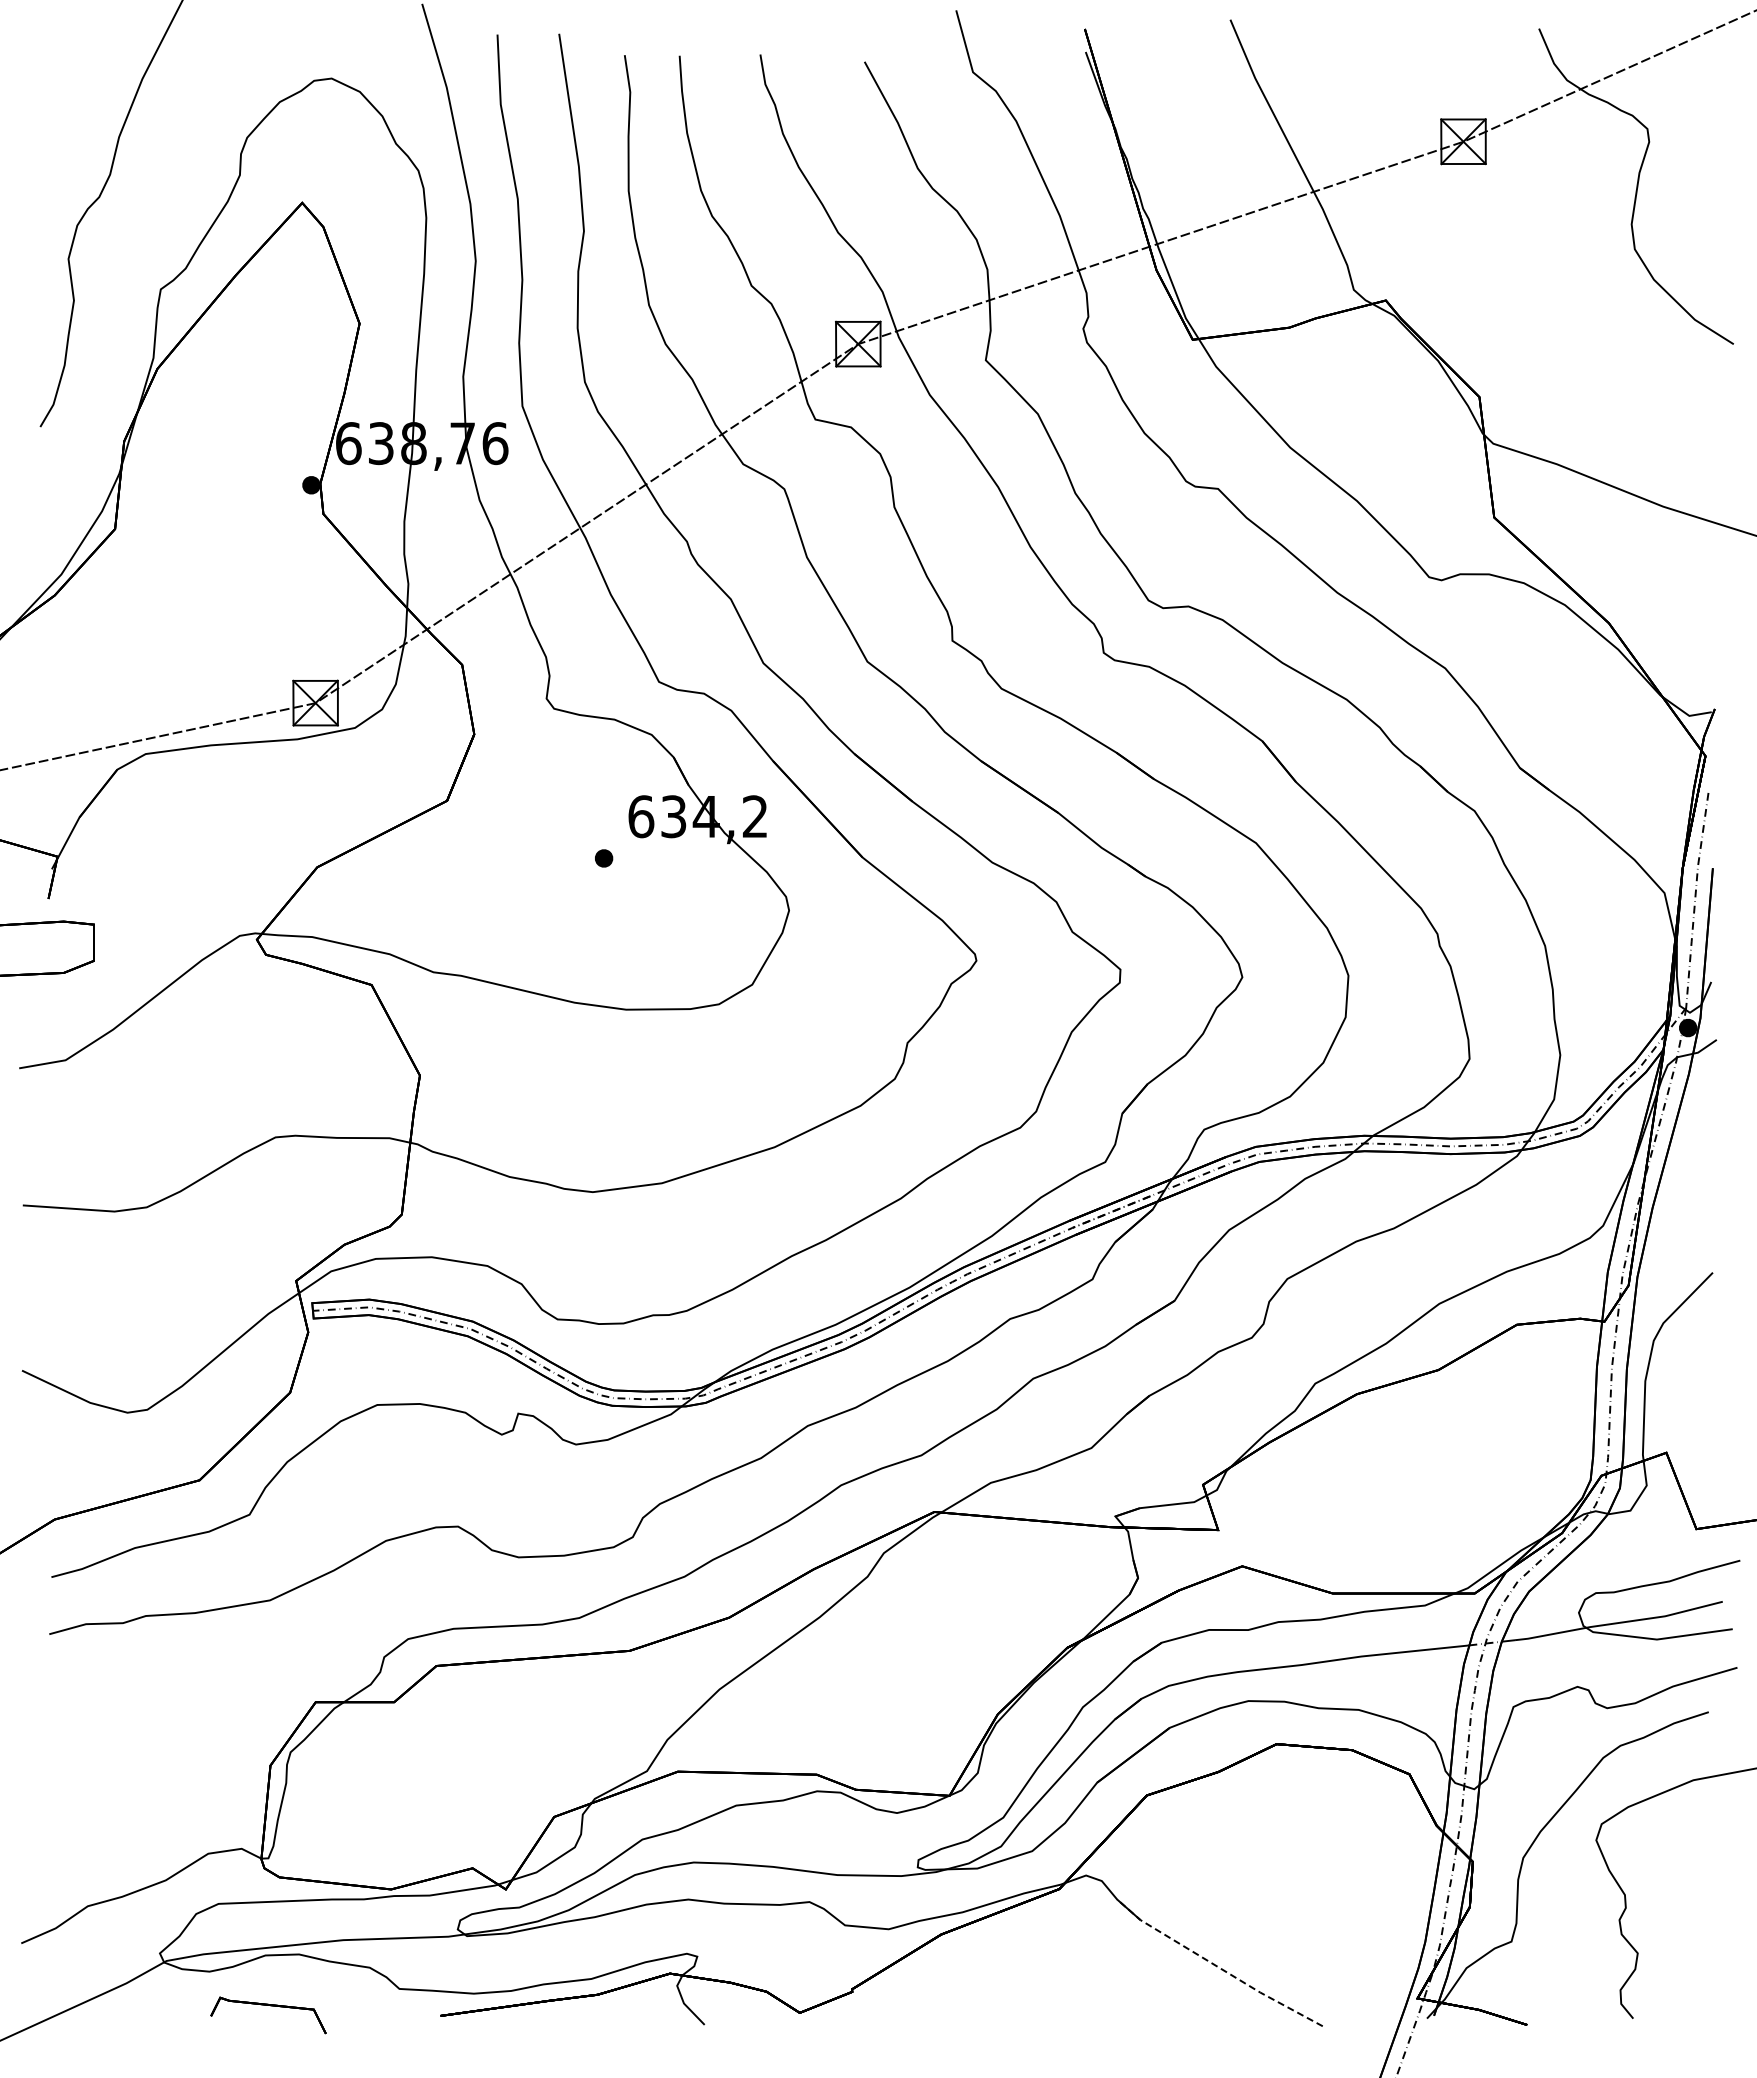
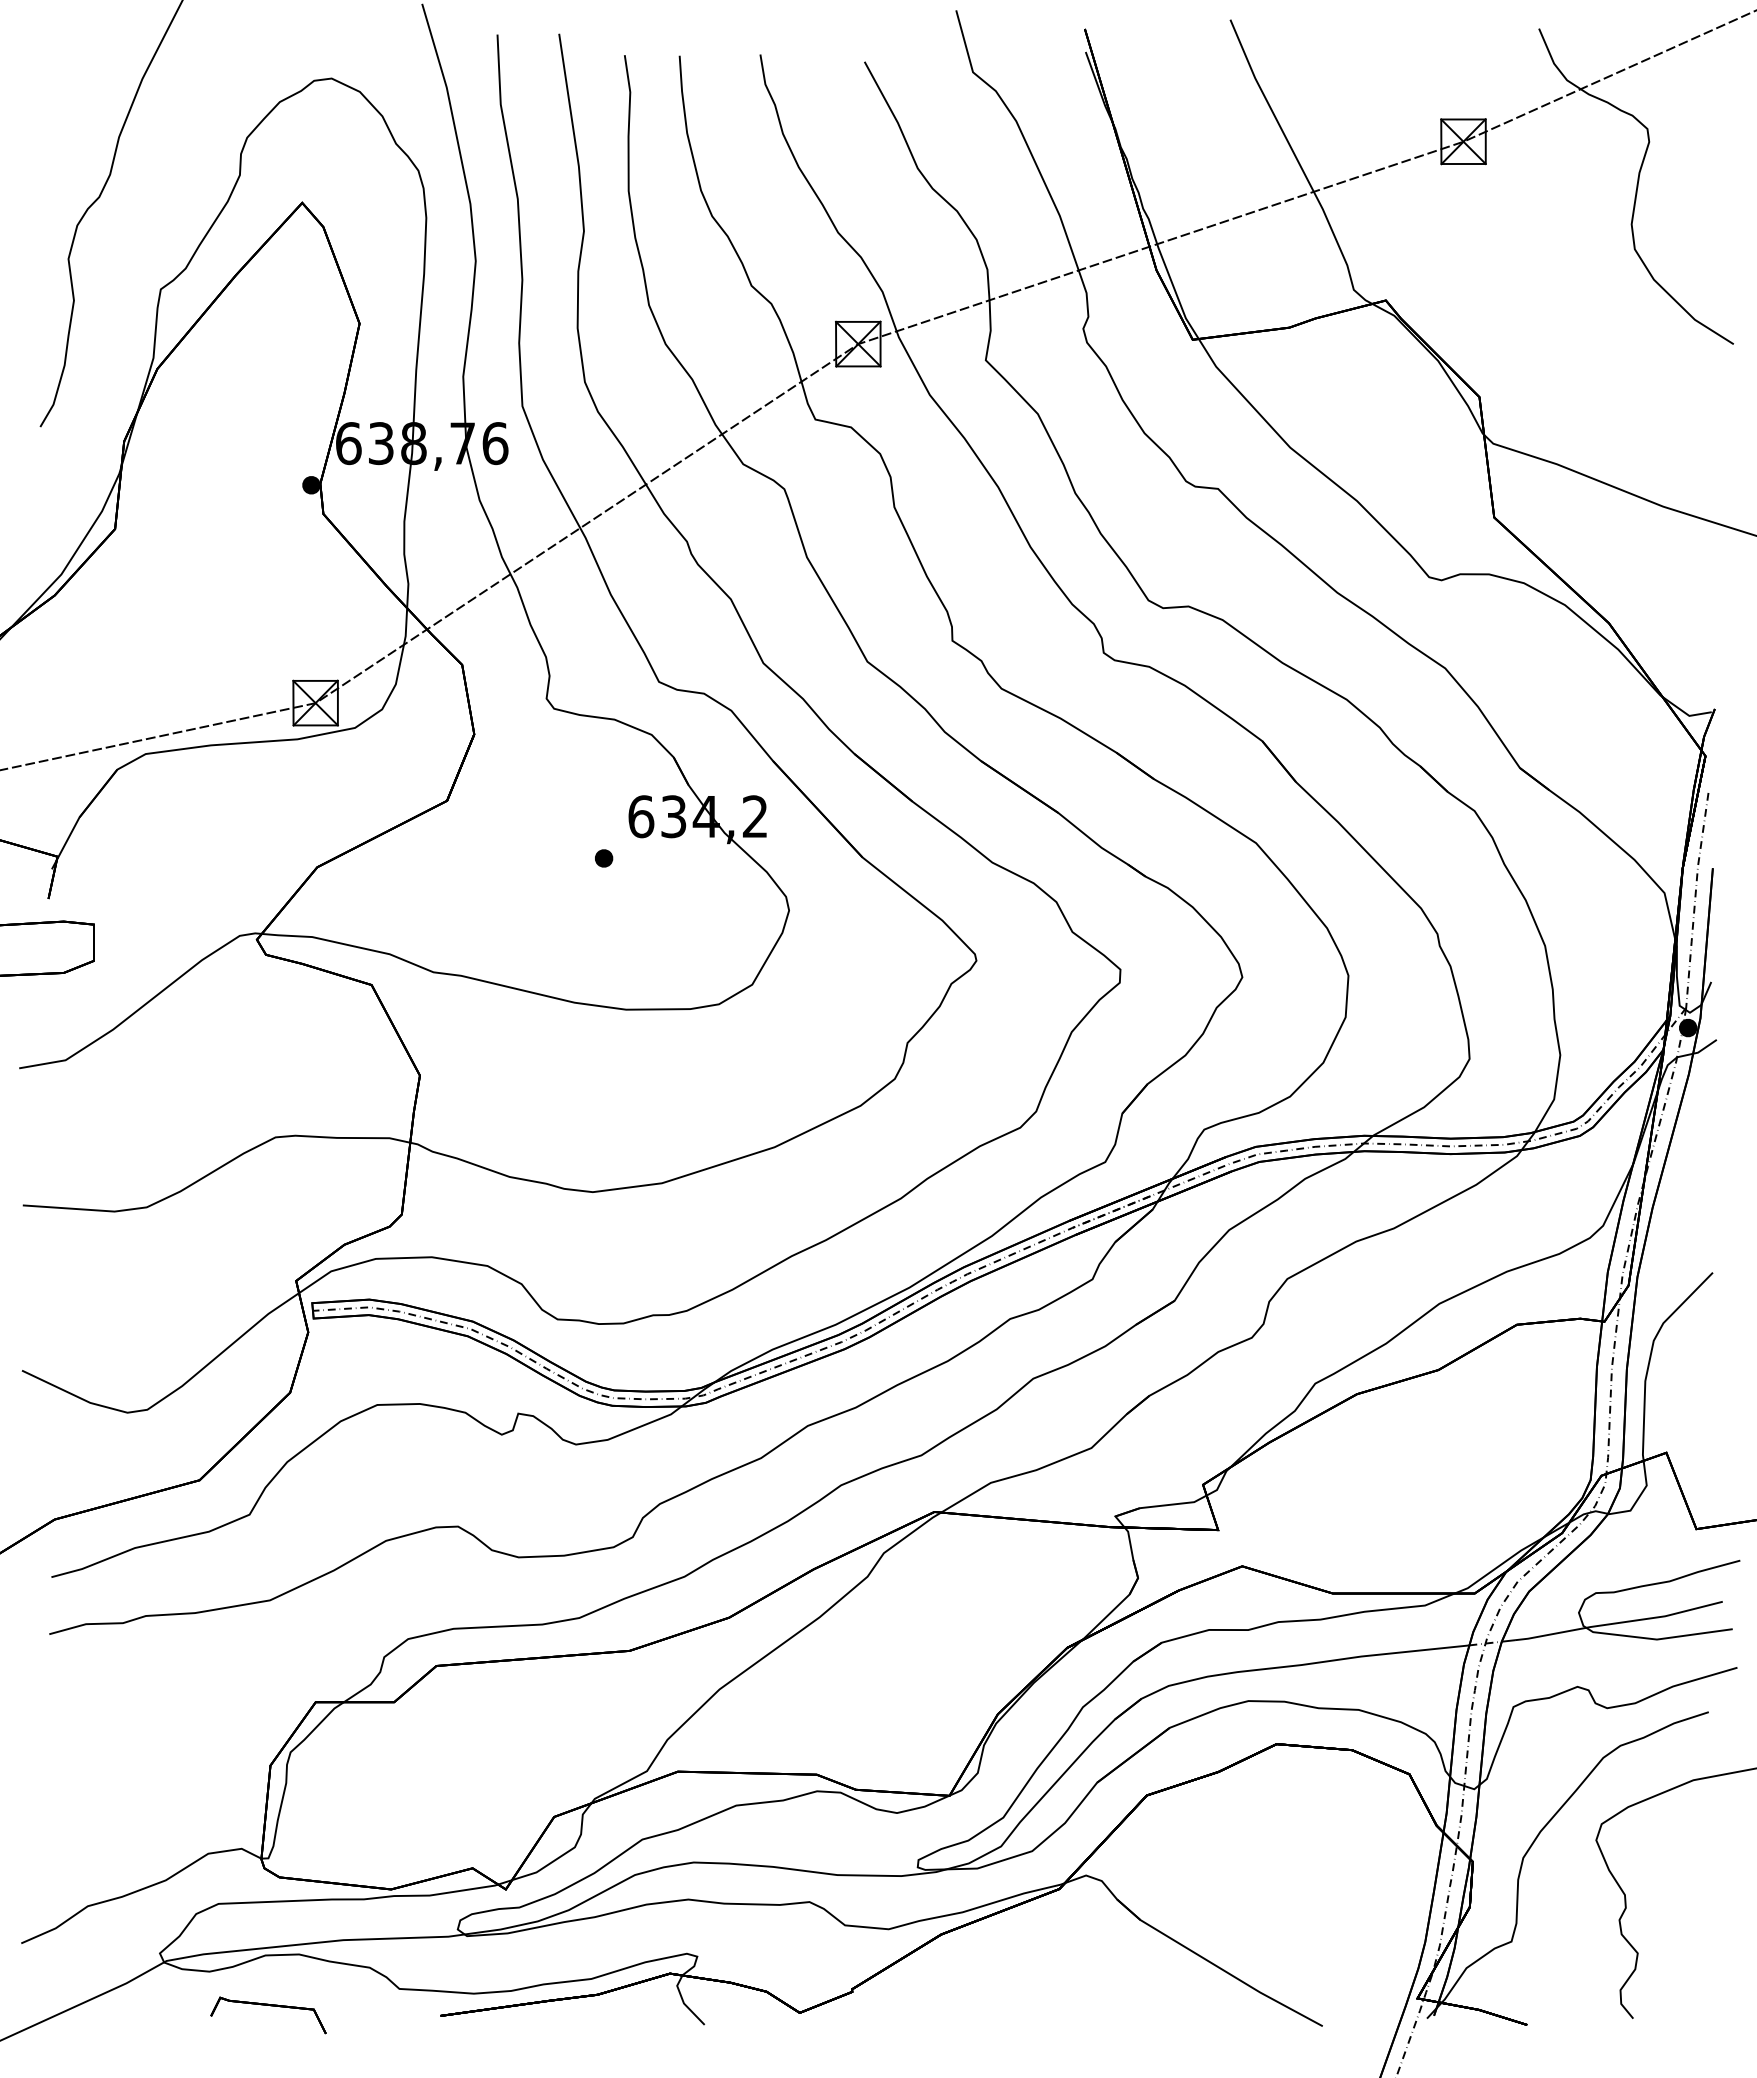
line: dashed -> solid (1216, 1966)
